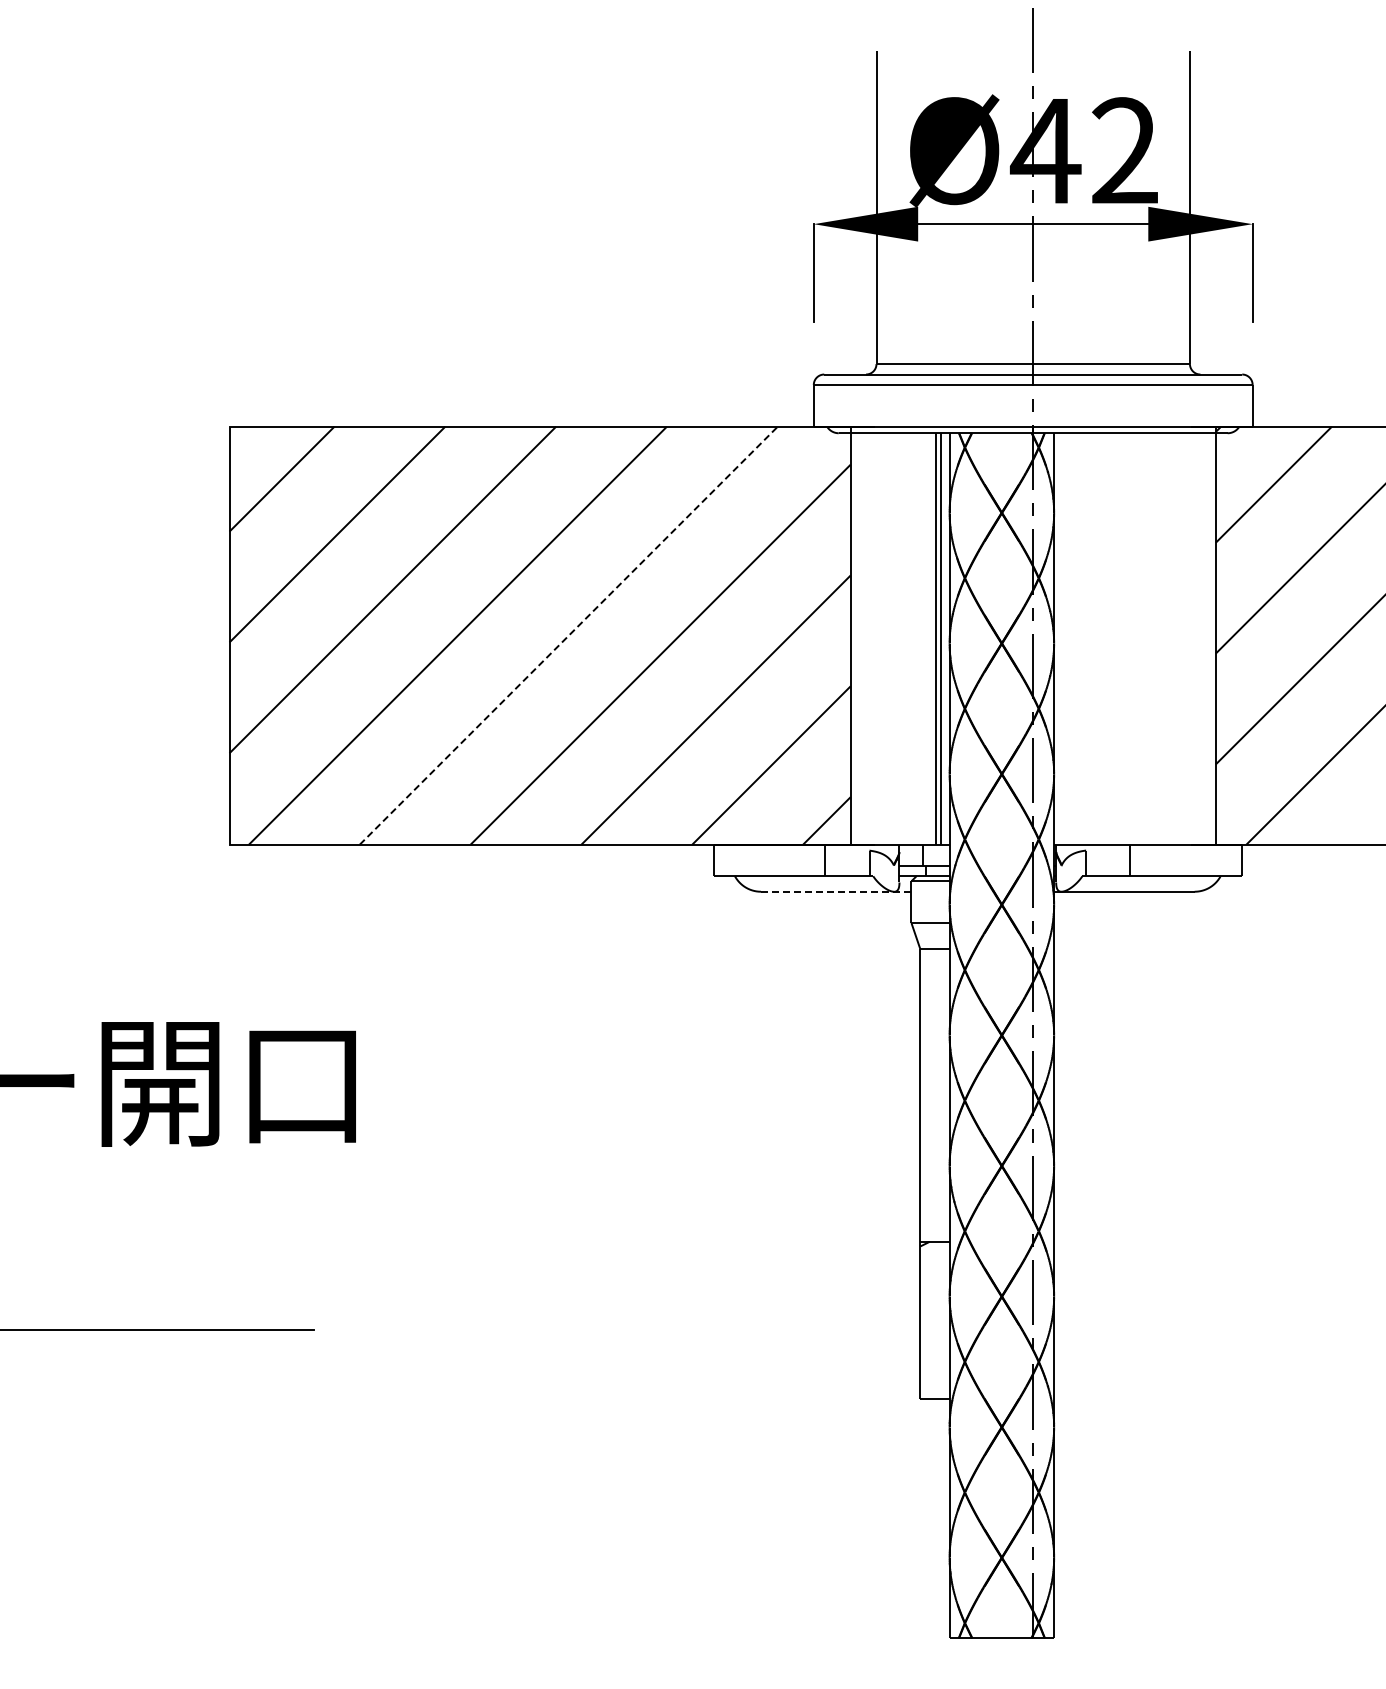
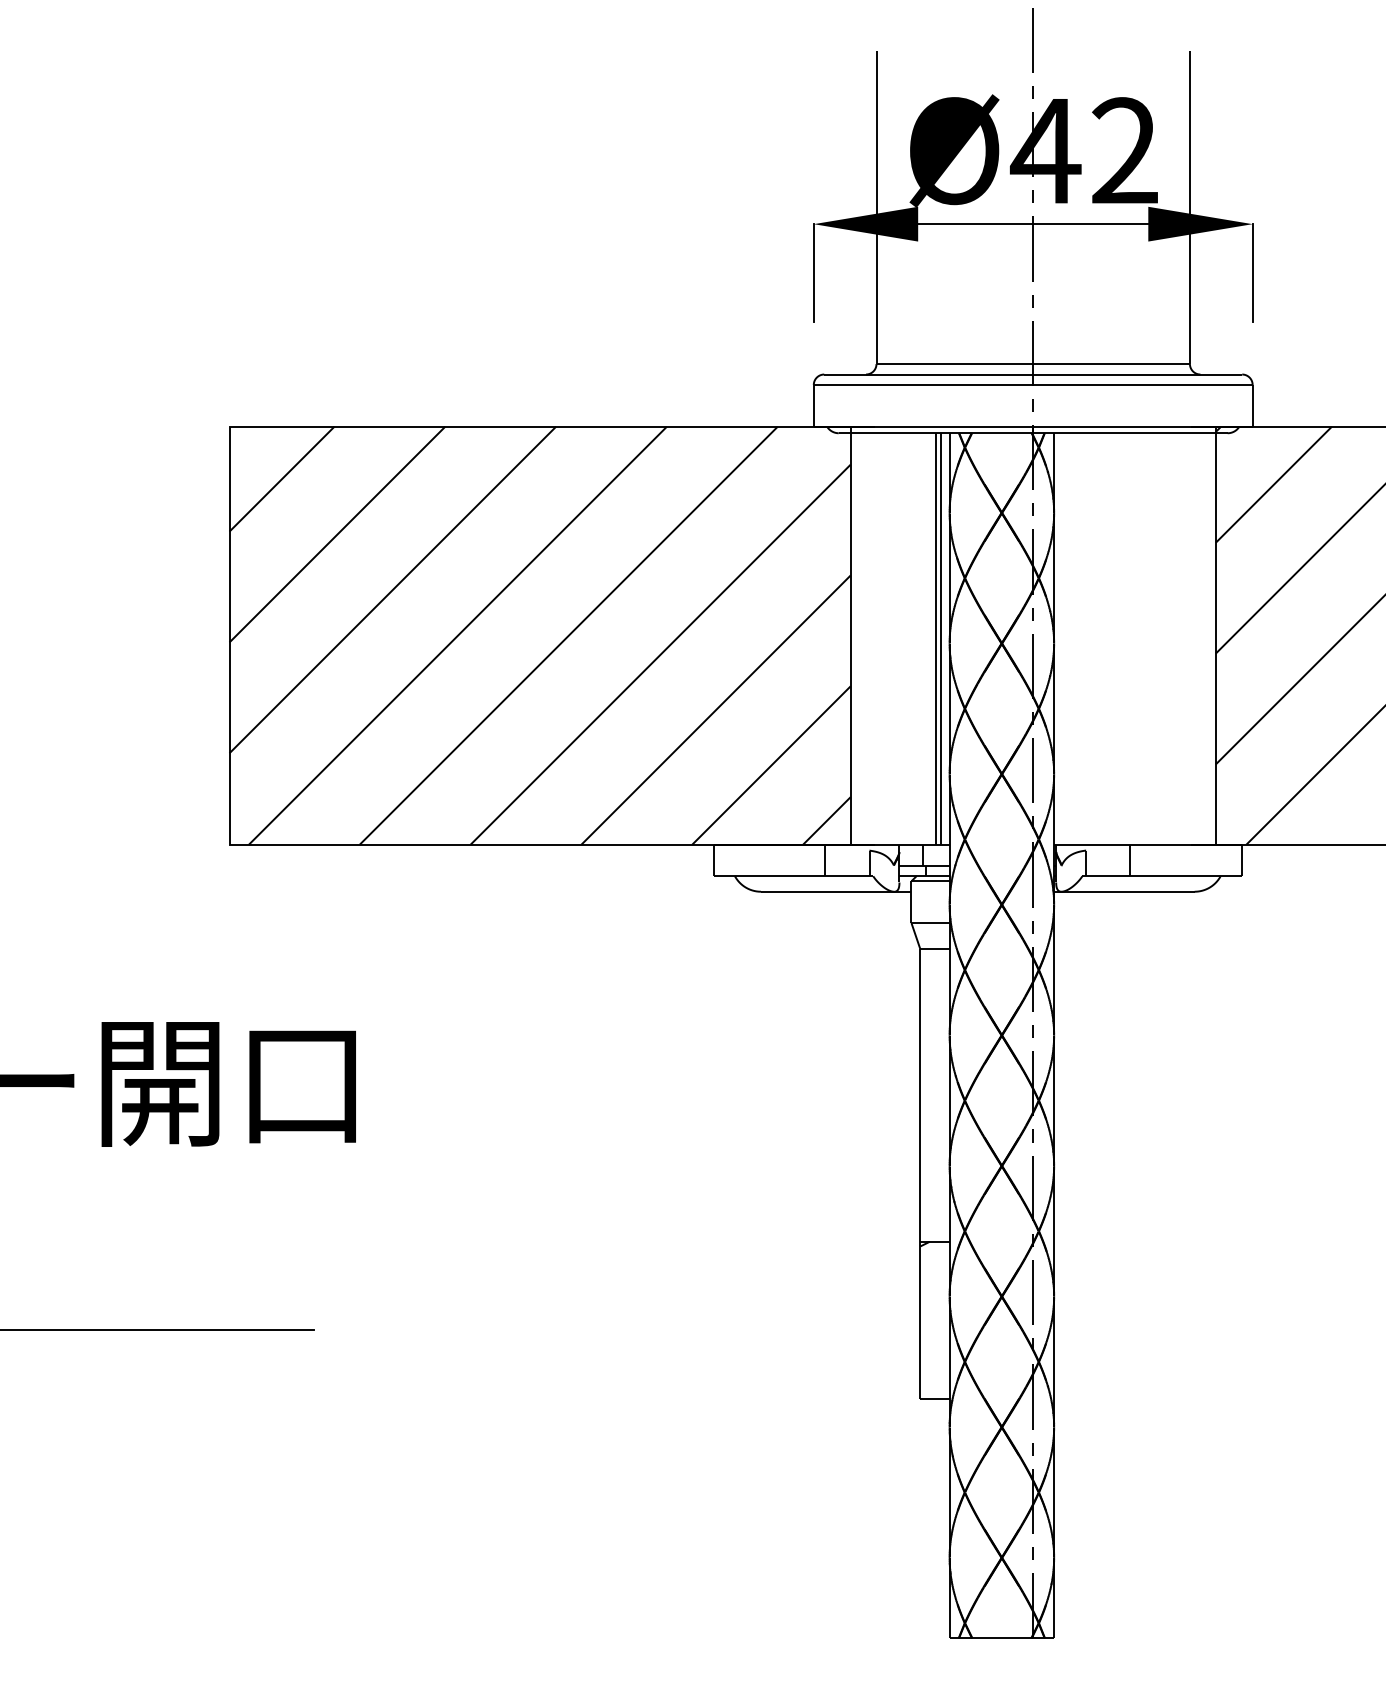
line: dashed -> solid (568, 635)
line: dashed -> solid (836, 891)
